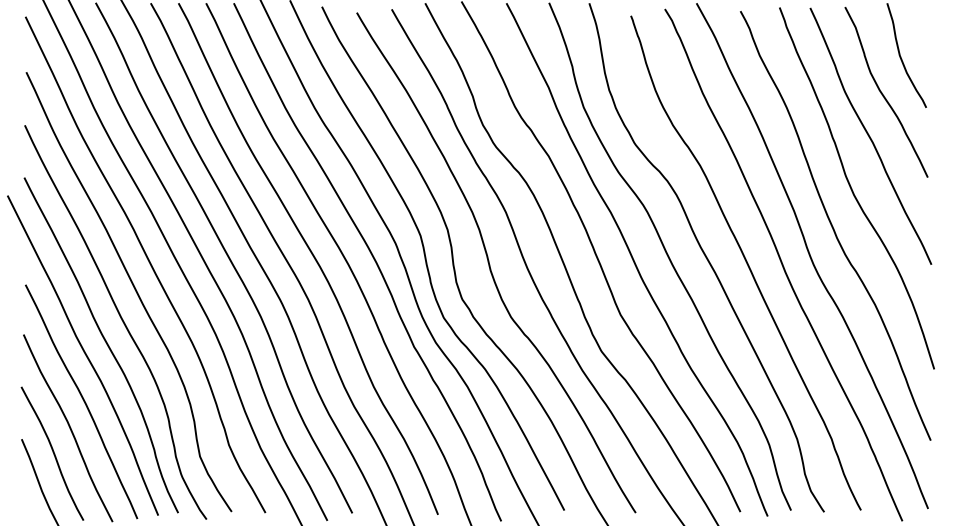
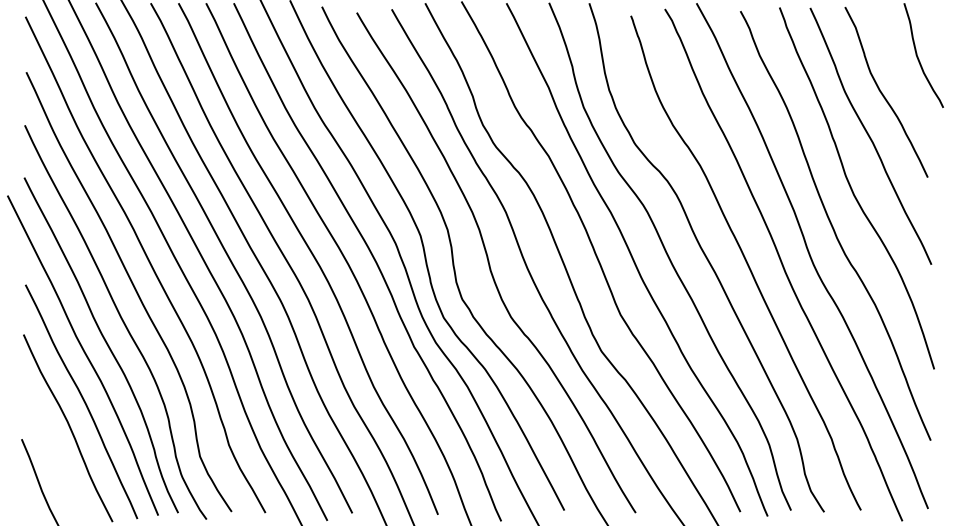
curve position: (901, 56) -> (918, 56) (918, 56)
curve: present -> none (52, 452)
